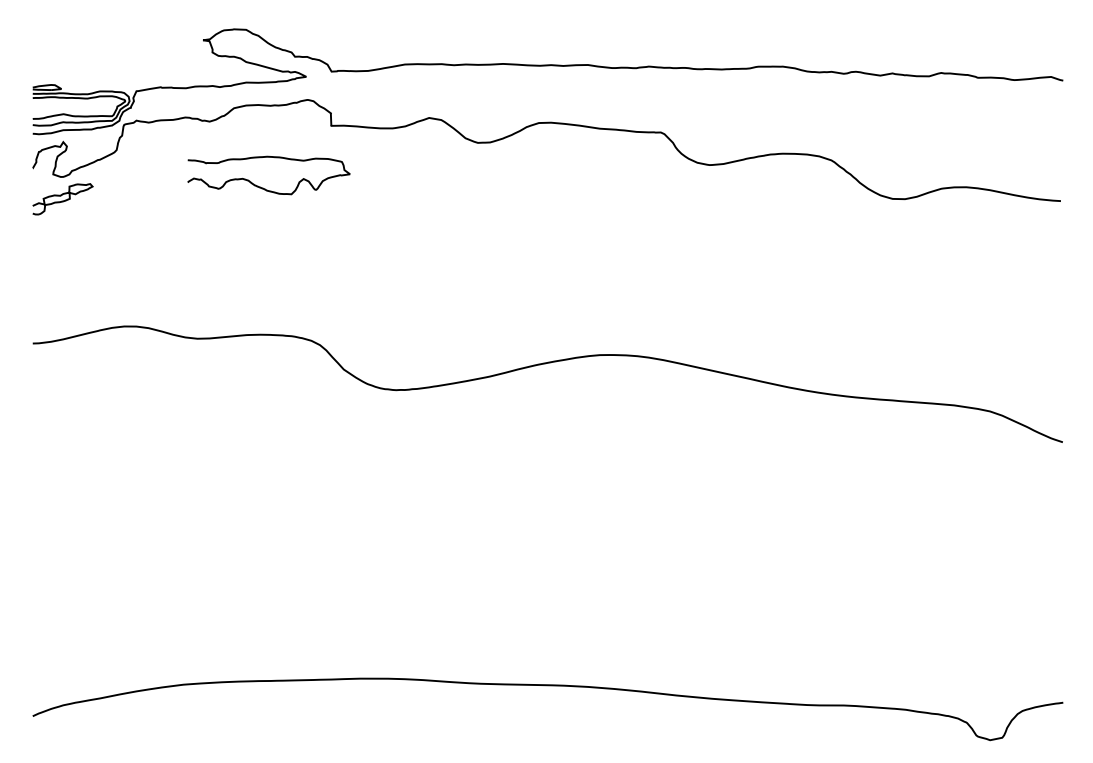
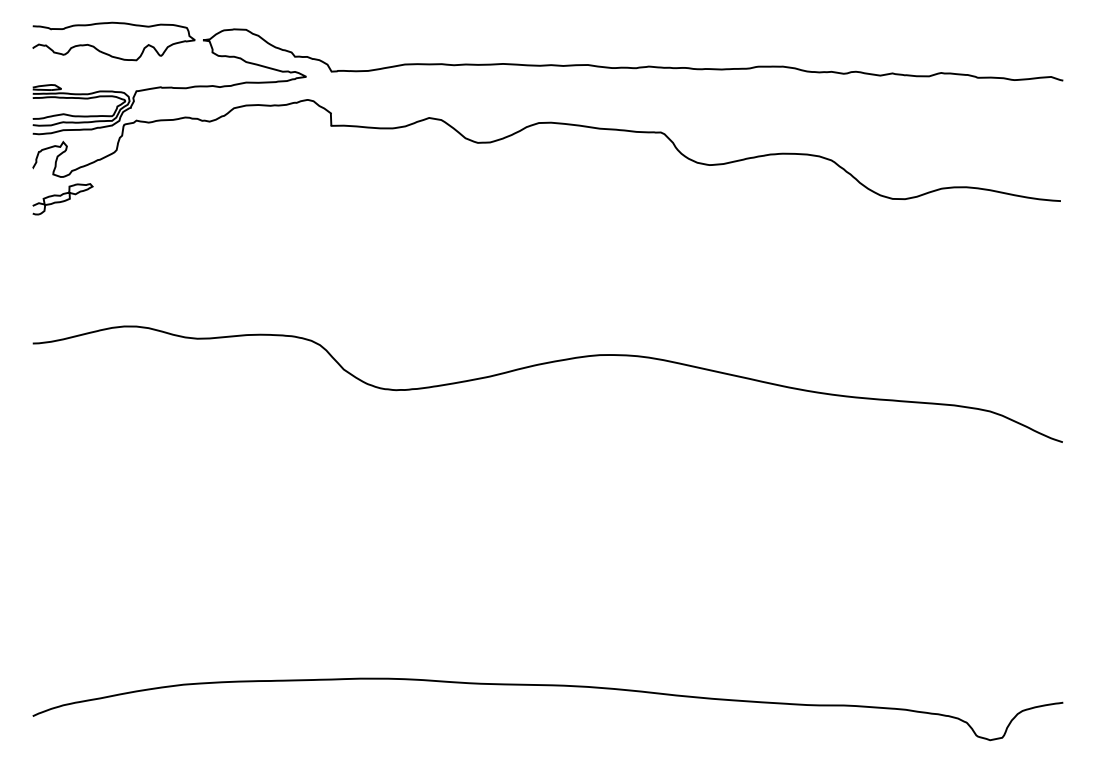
part position: (263, 187) -> (108, 53) (108, 53)
